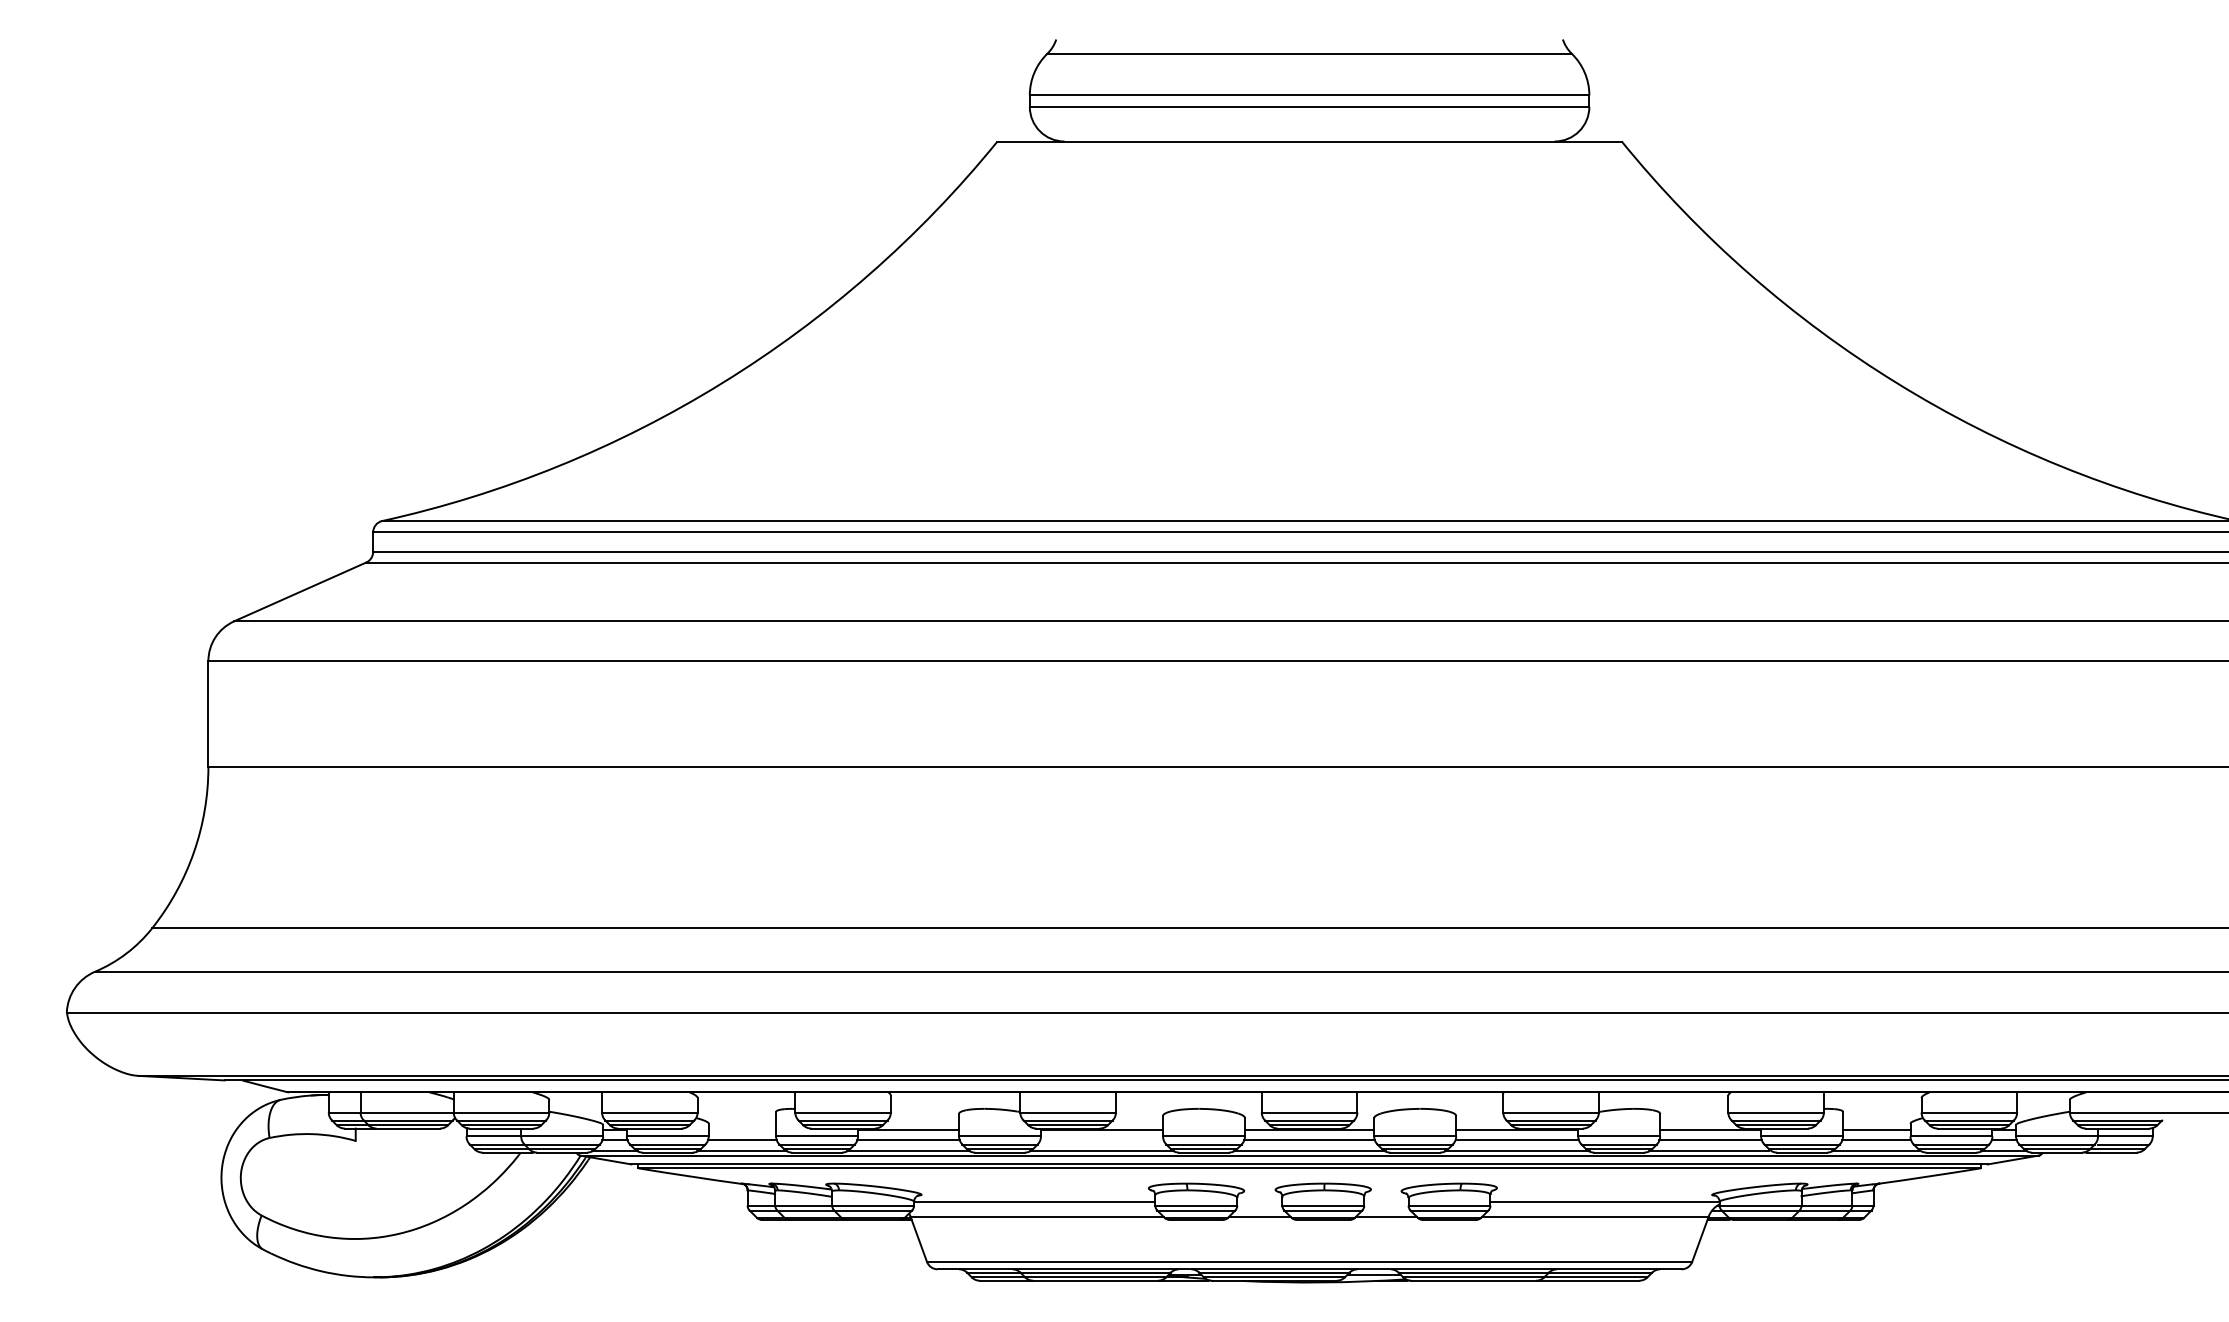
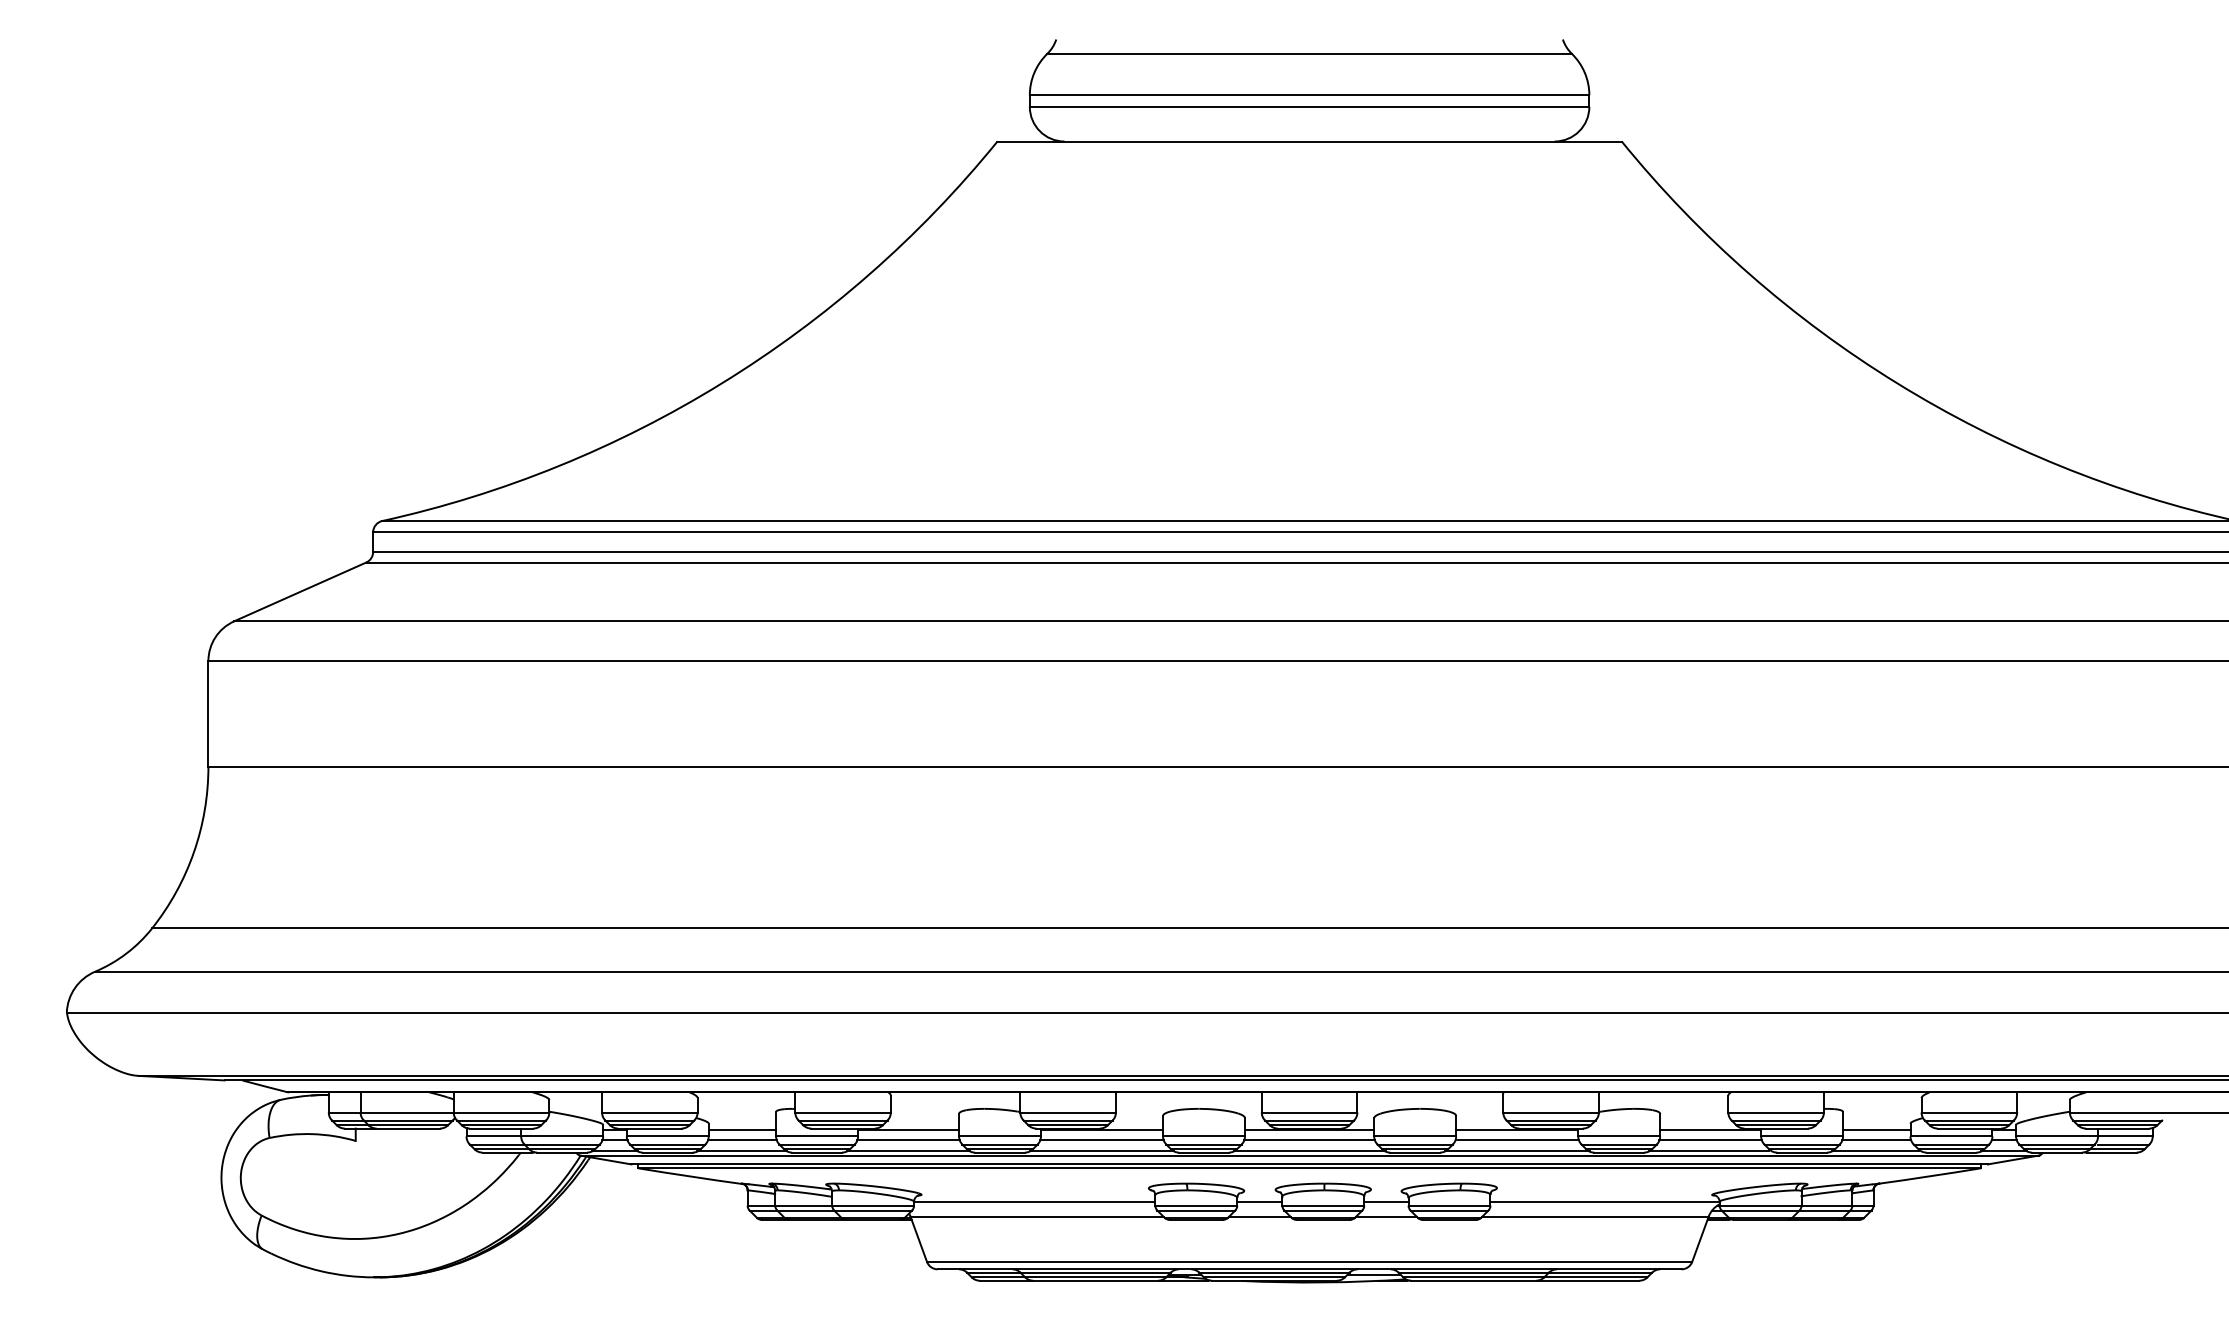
line: none -> present (742, 1129)
line: none -> present (1101, 1140)
line: none -> present (1259, 1201)
line: none -> present (1386, 1201)
